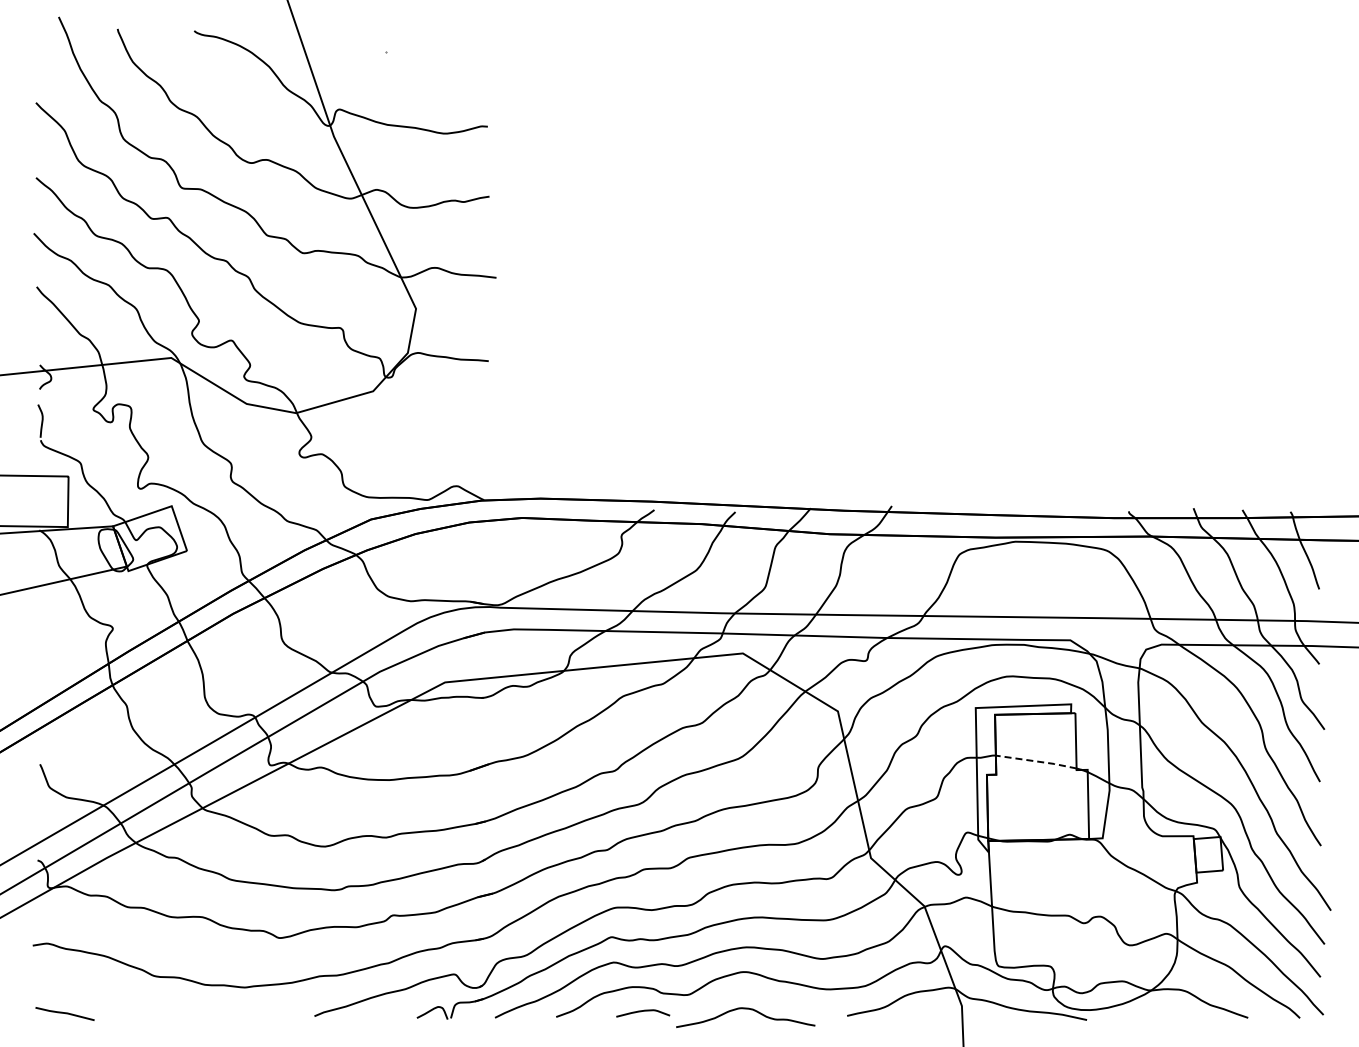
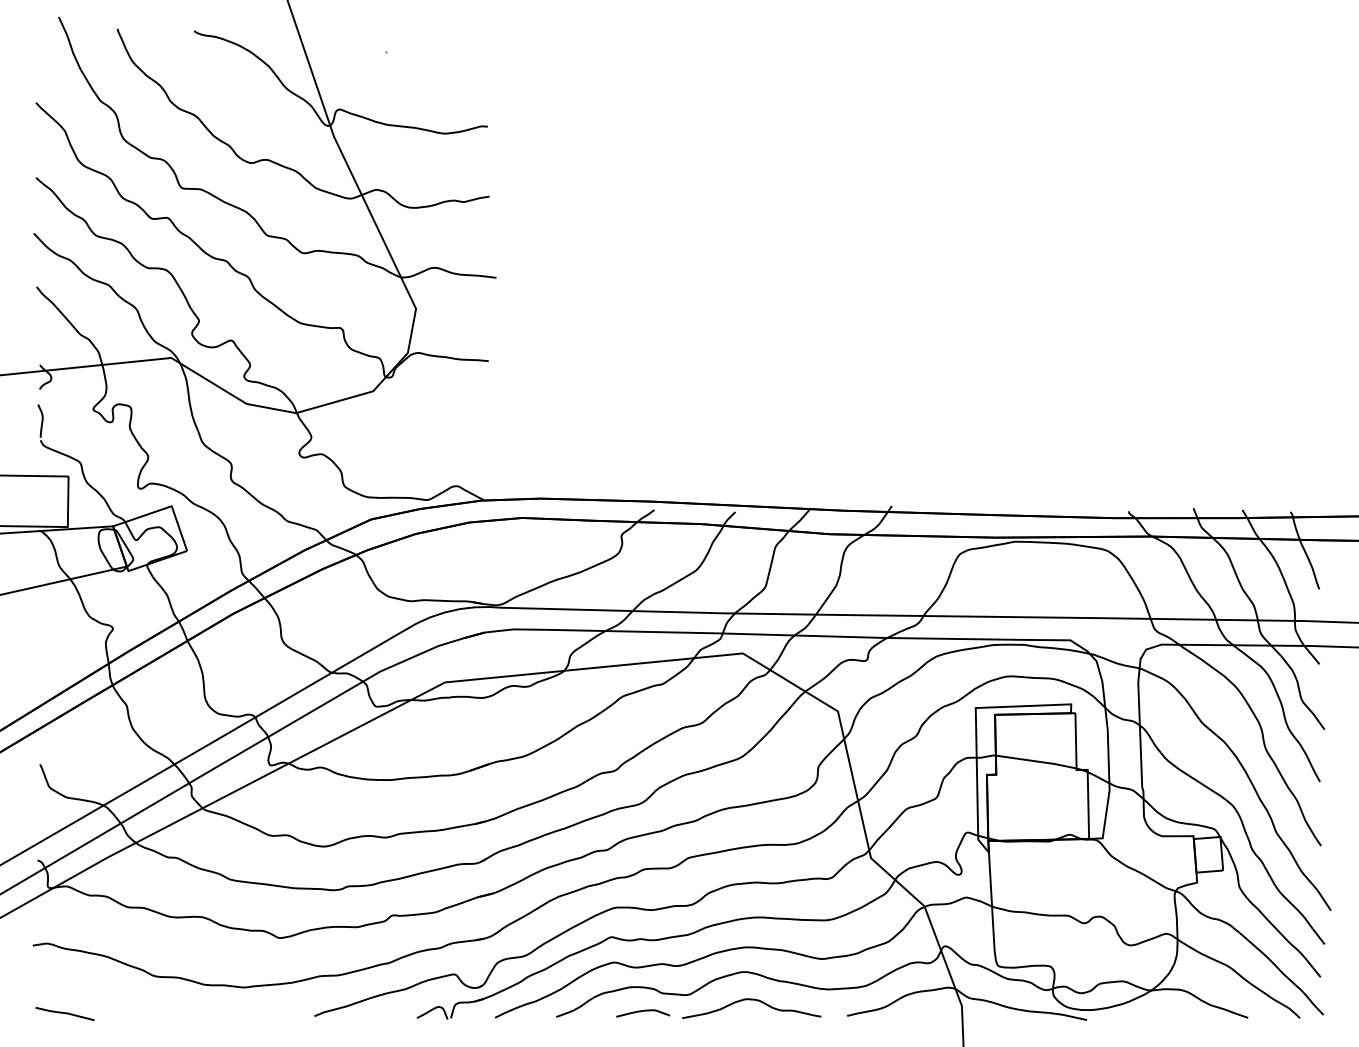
line: dashed -> solid (1036, 761)
curve position: (745, 1009) -> (751, 1000) (751, 1000)
